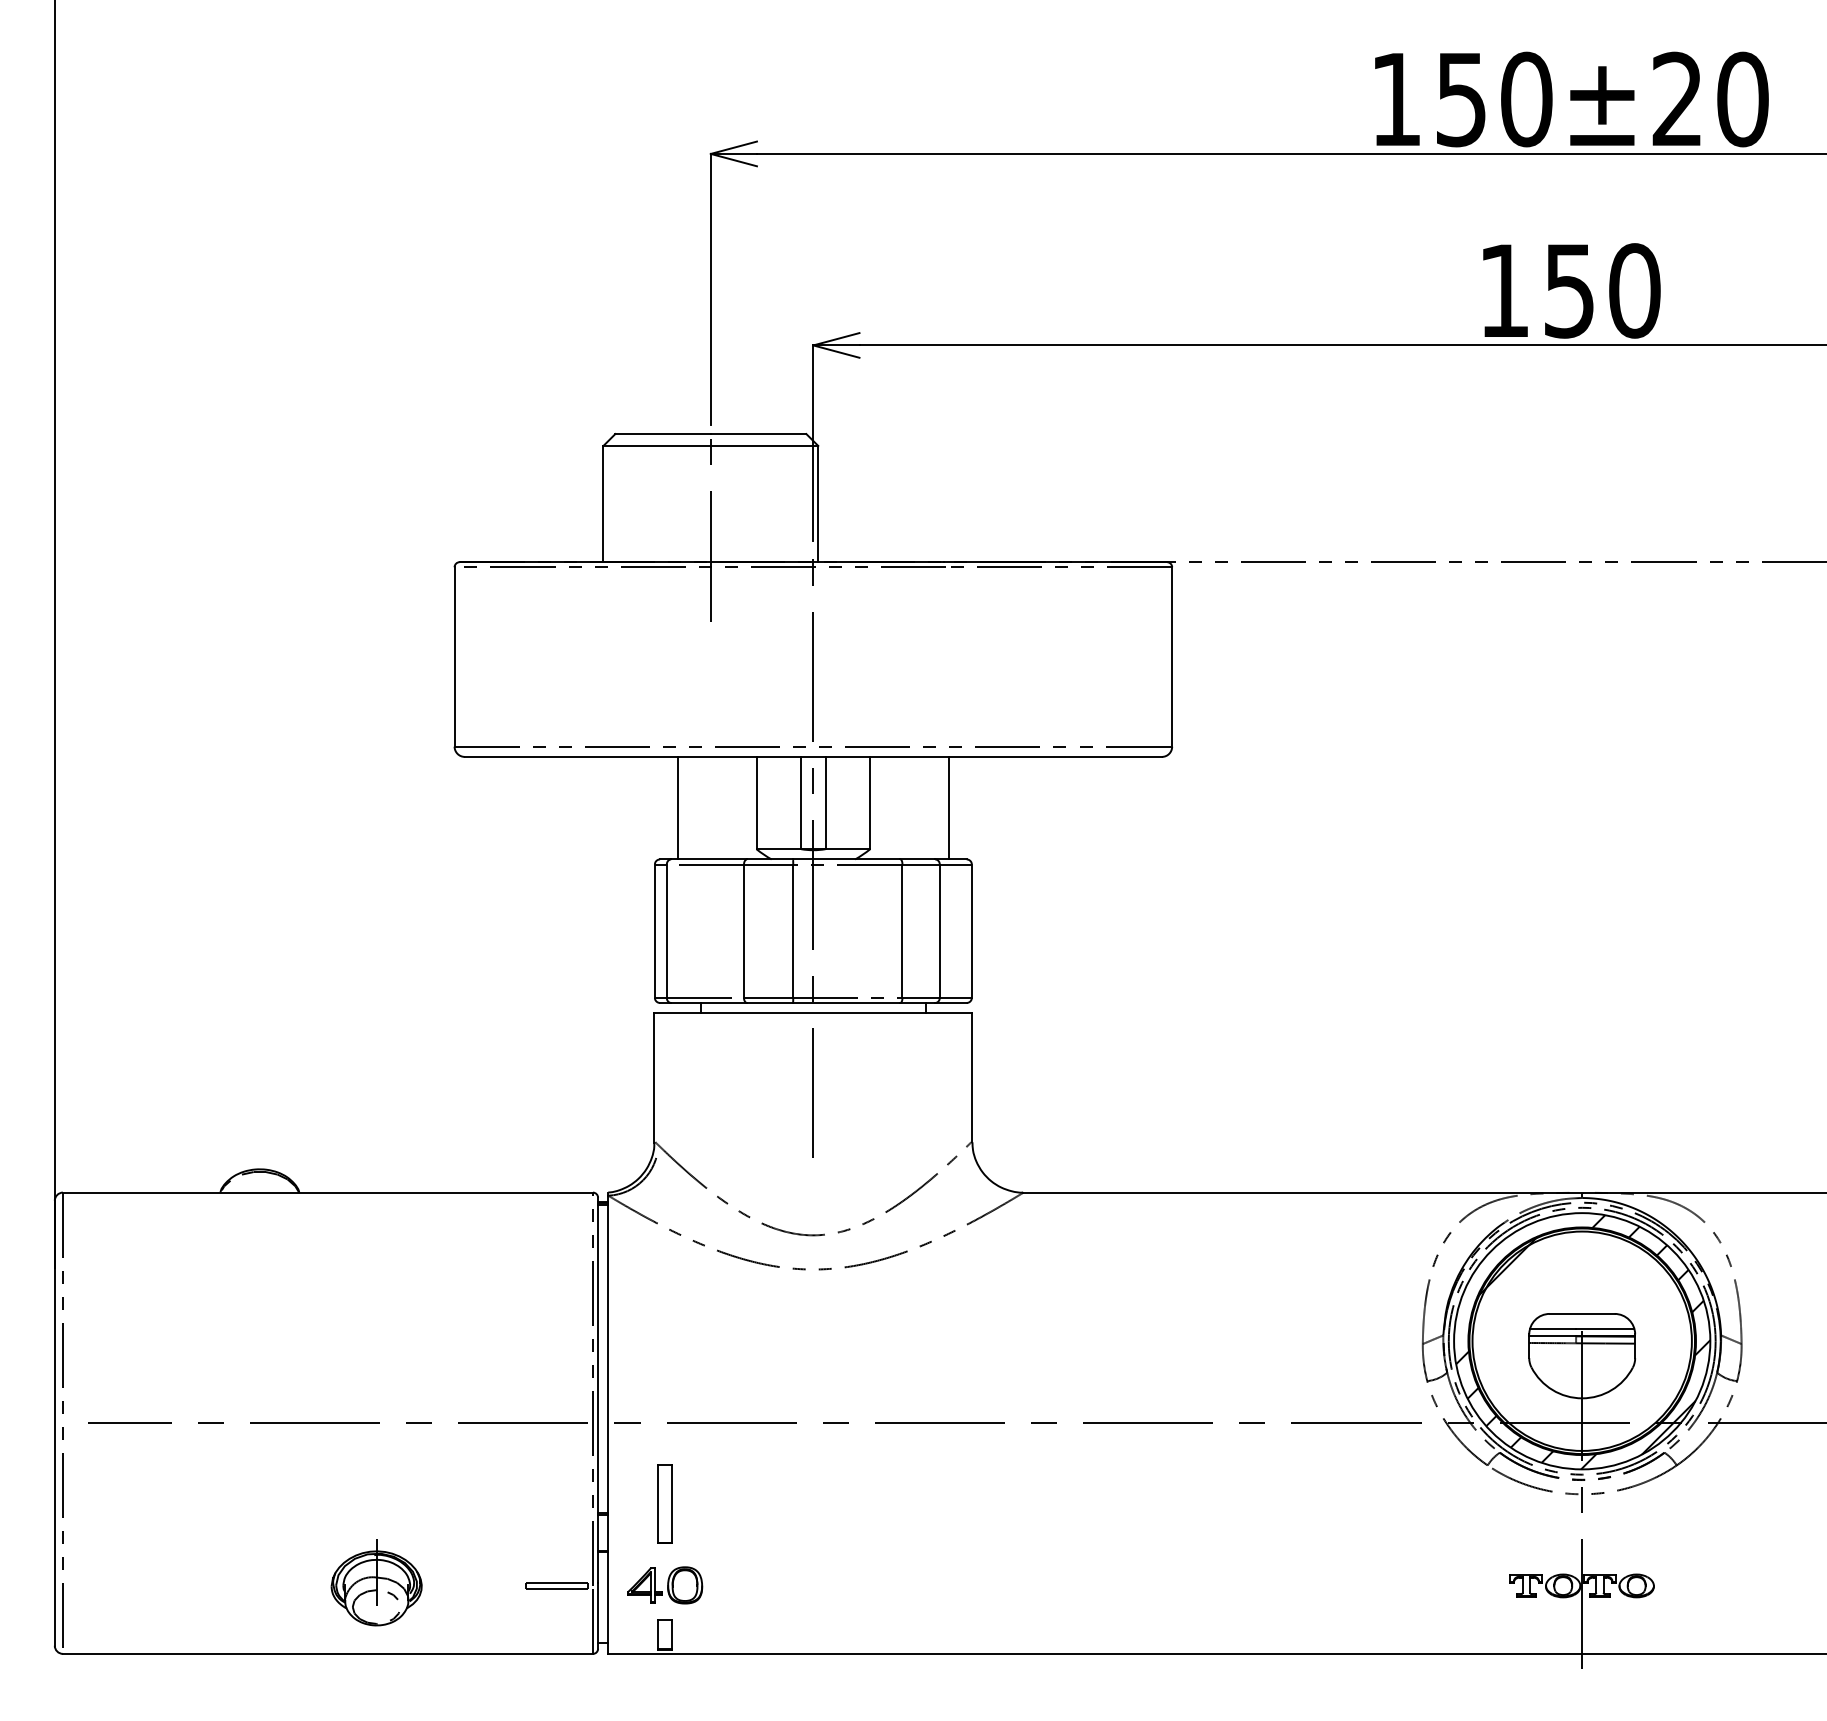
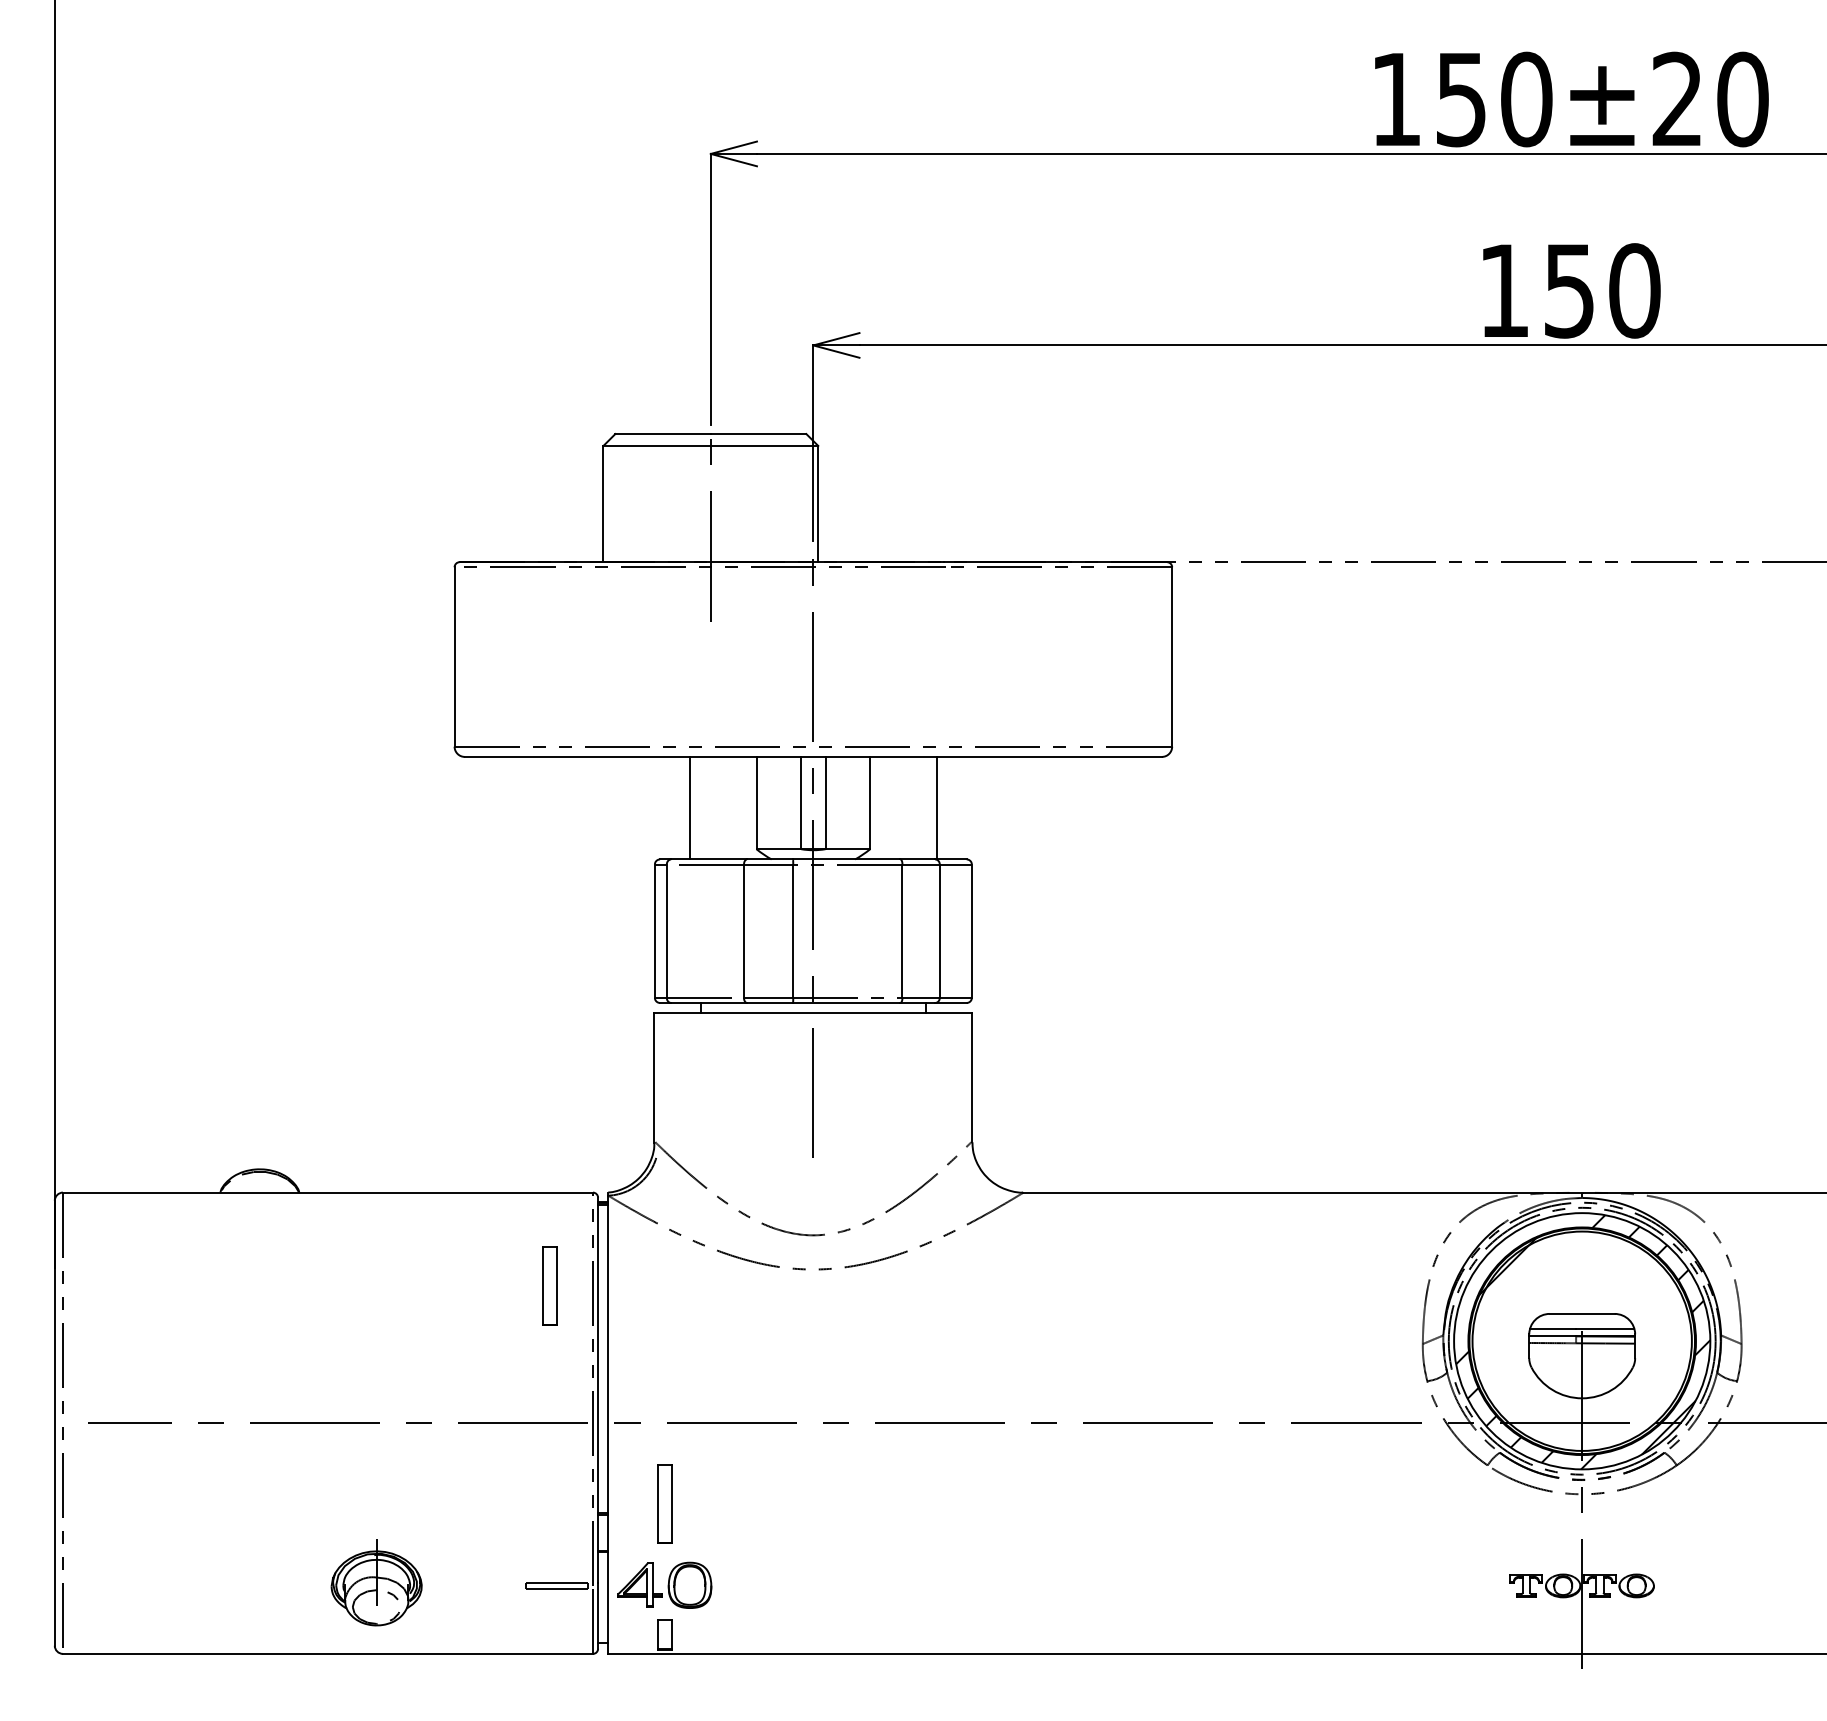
line position: (677, 807) -> (689, 807) (689, 807)
line position: (948, 807) -> (936, 807) (936, 807)
part: none -> present (549, 1285)
part size: 77x39 px -> 96x48 px (664, 1584)
